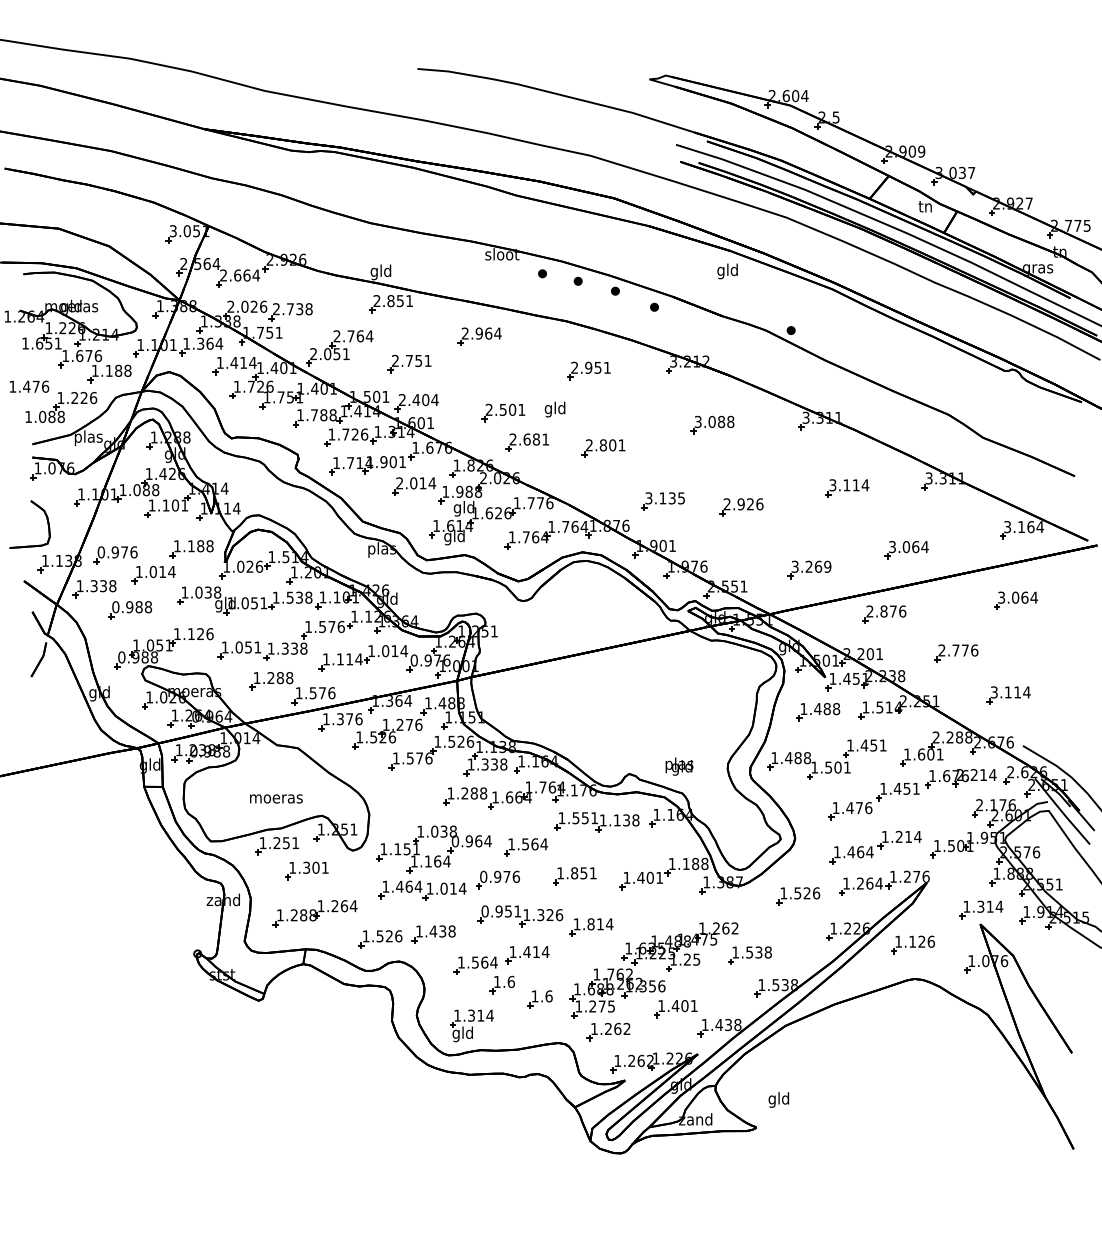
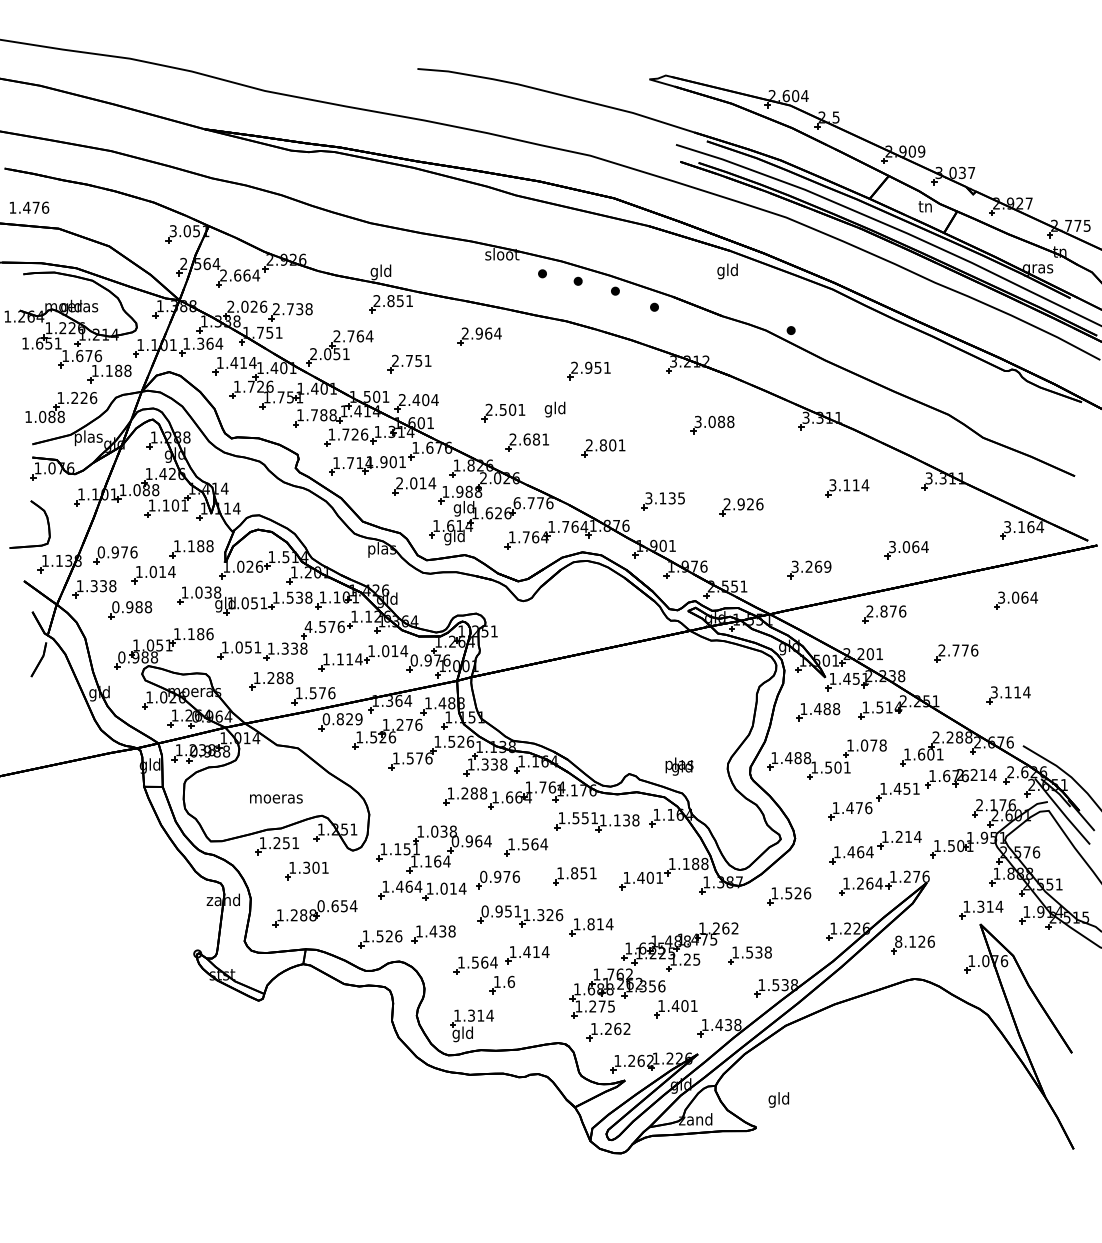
text position: (29, 386) -> (29, 207) (29, 207)
text: 1.776 -> 6.776 (516, 503)
text: 1.576 -> 4.576 (308, 626)
text: 1.126 -> 1.186 (200, 634)
text: 1.376 -> 0.829 (342, 719)
text: 1.451 -> 1.078 (873, 745)
part position: (798, 896) -> (789, 896) (789, 896)
text: 1.264 -> 0.654 (332, 906)
text: 1.126 -> 8.126 (898, 941)
part: present -> none (539, 999)
